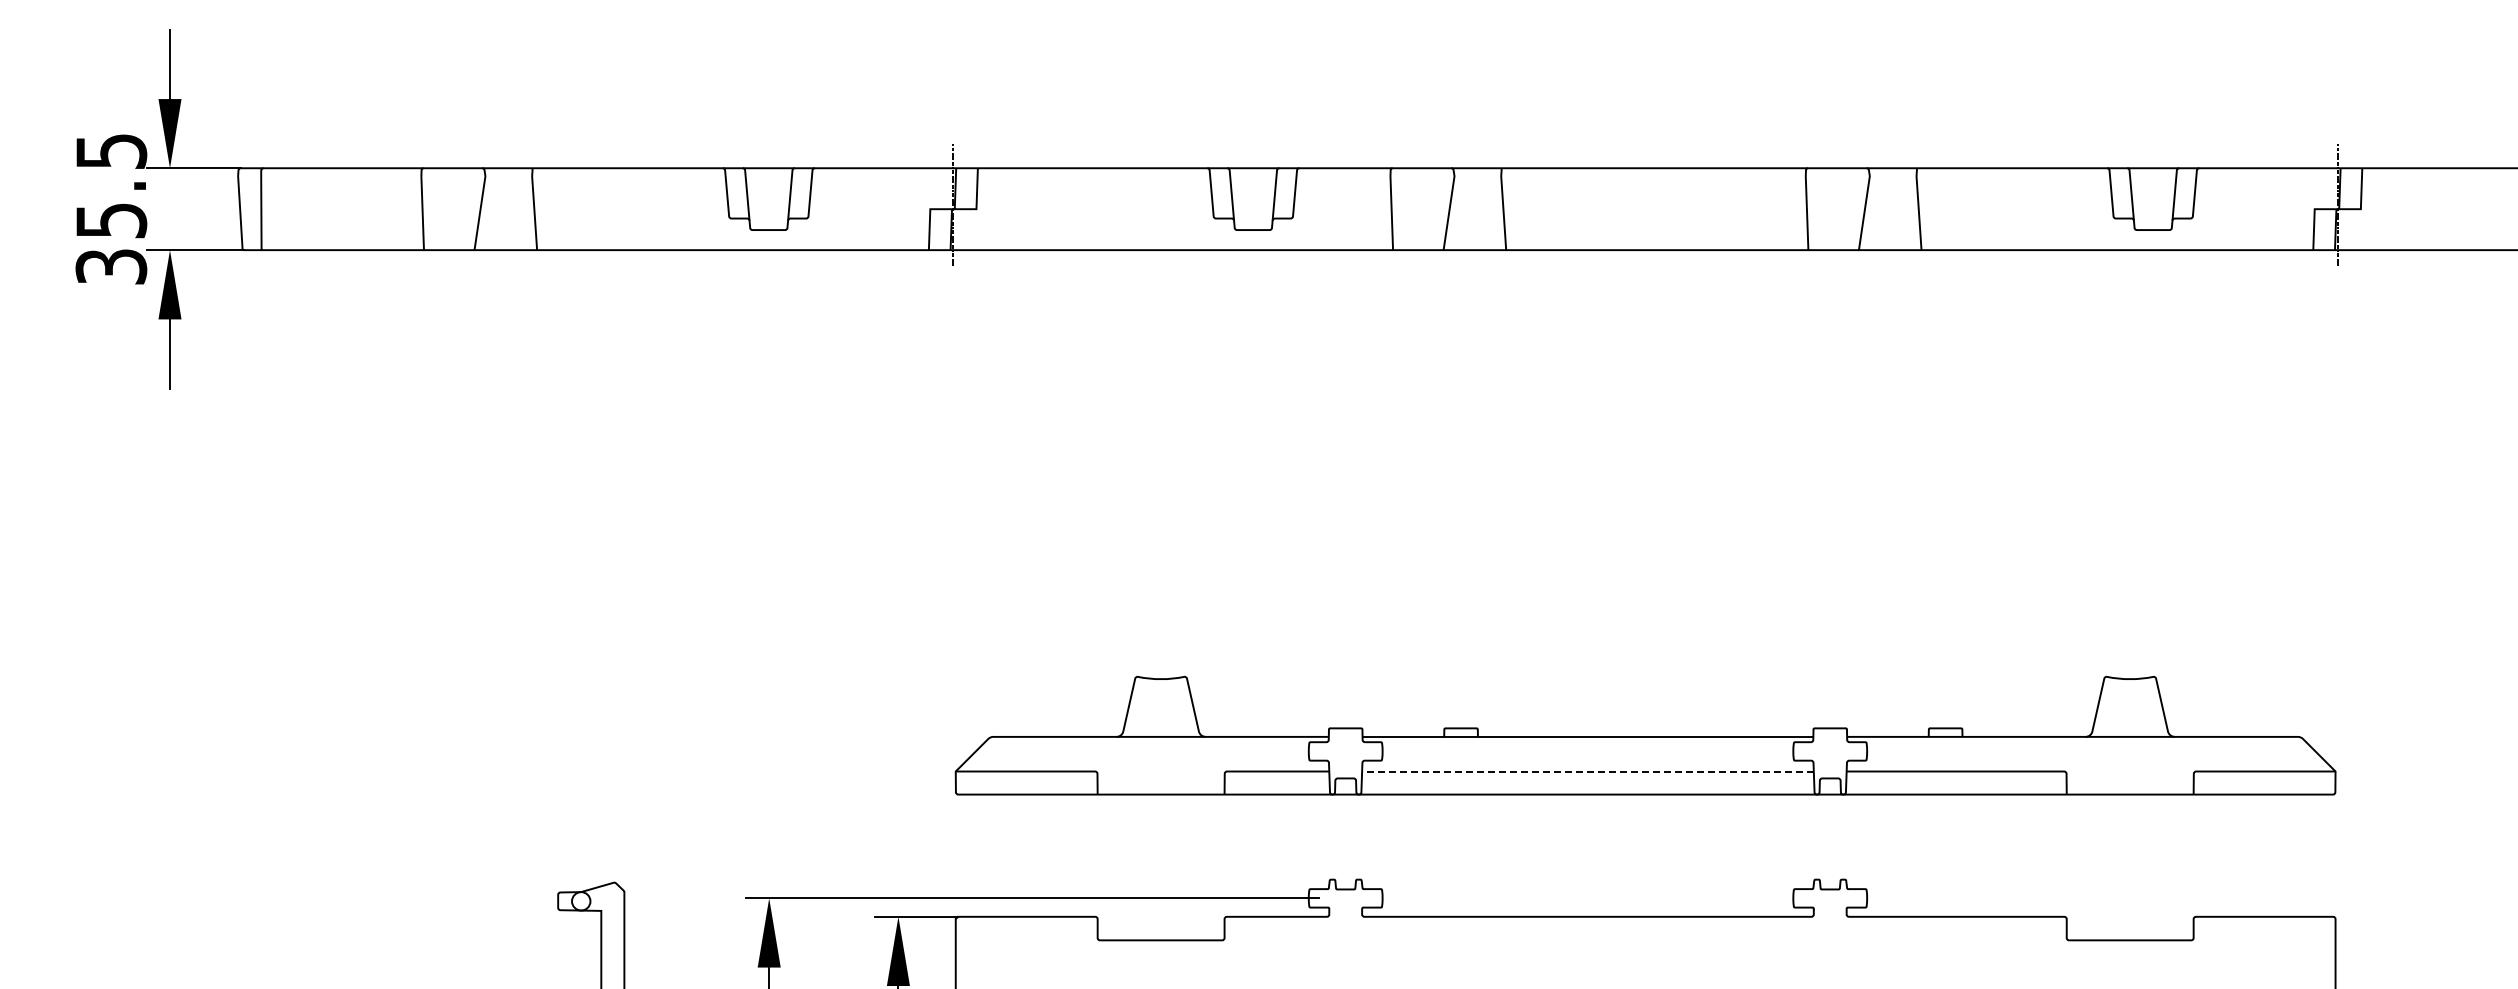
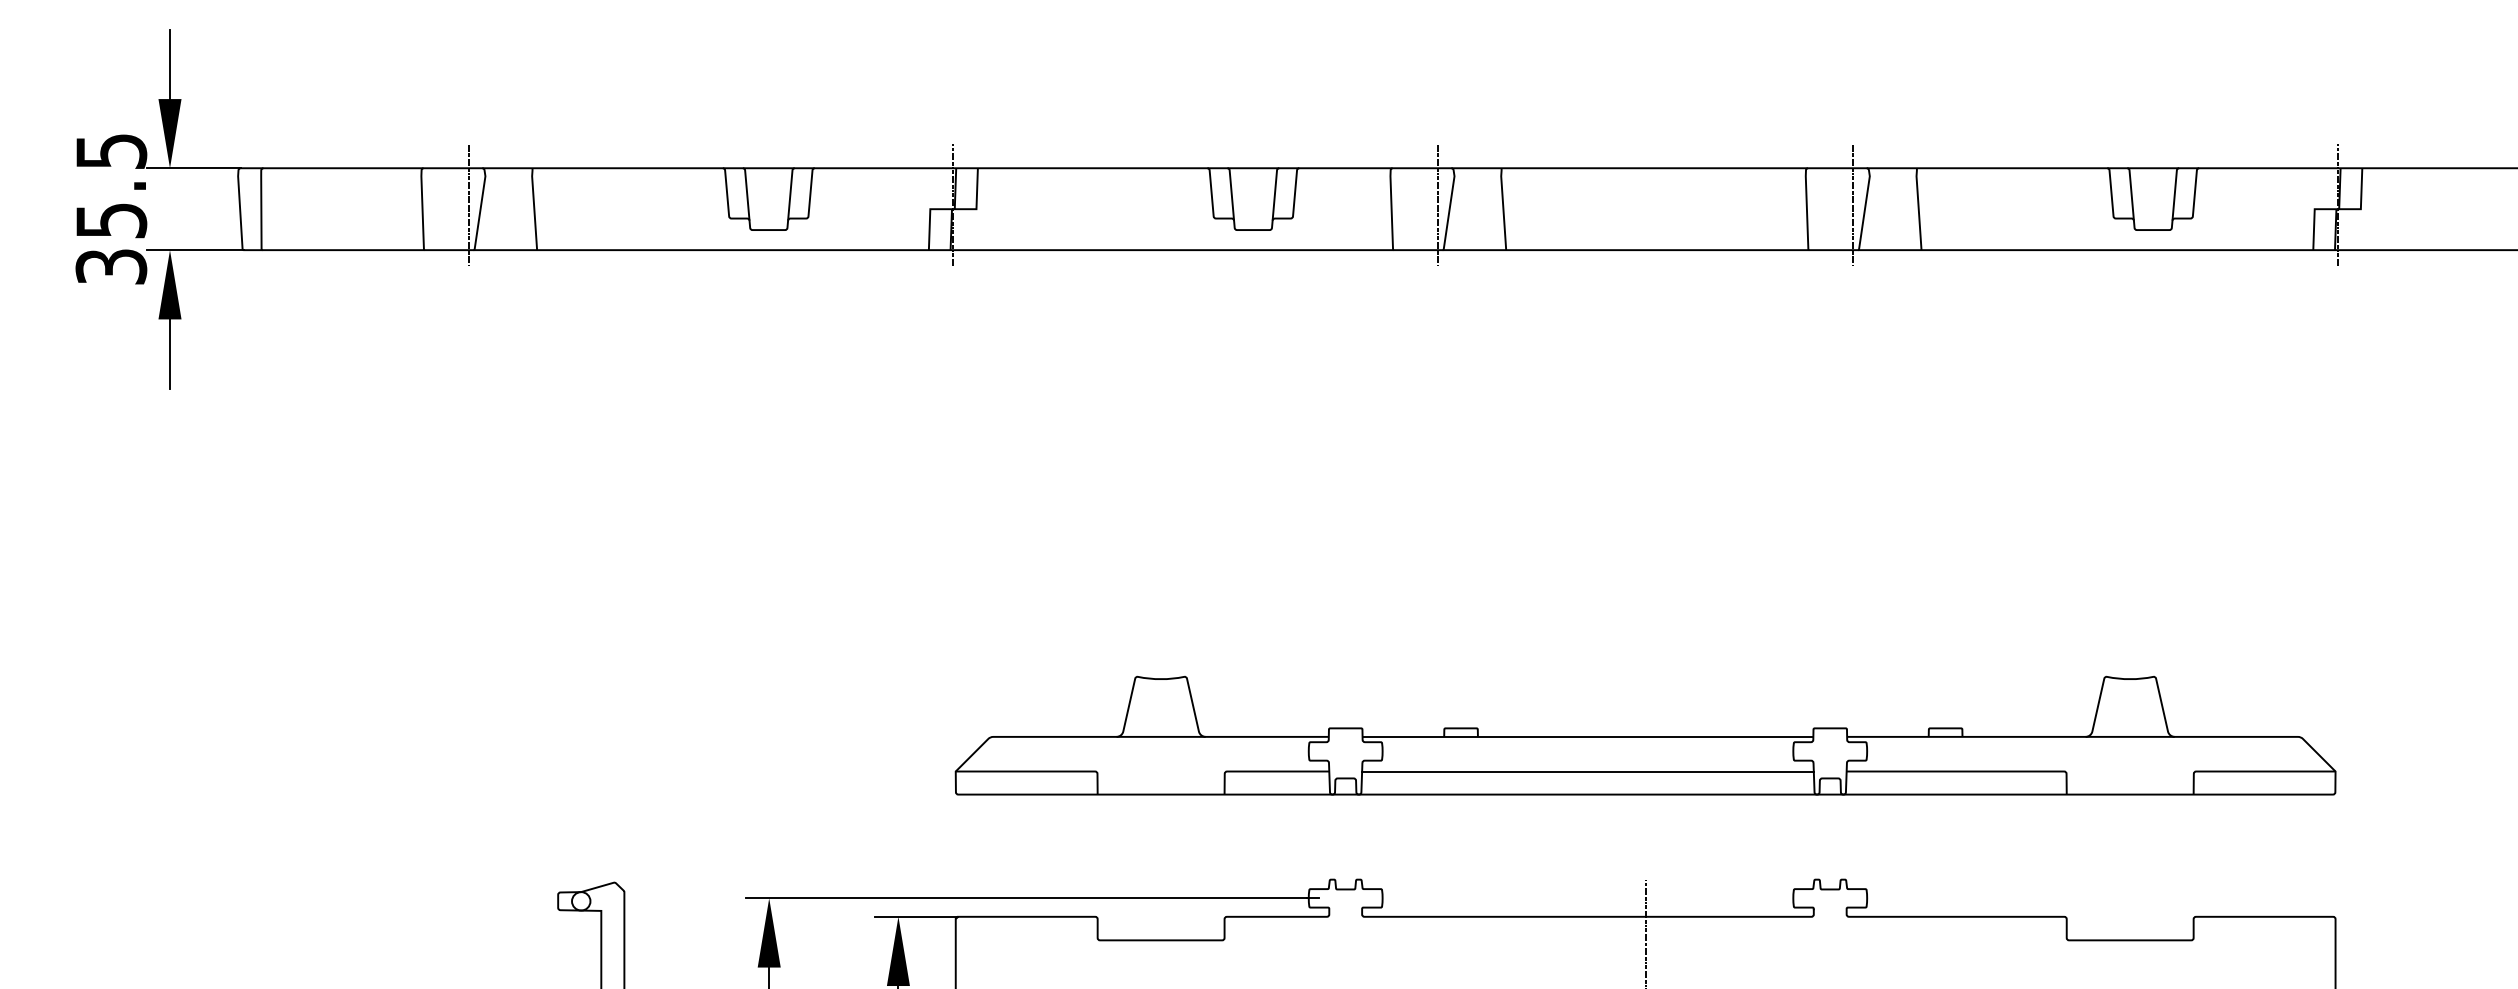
line: none -> present (468, 205)
line: none -> present (1437, 205)
line: none -> present (1853, 205)
line: dashed -> solid (1587, 771)
line: none -> present (1645, 932)
